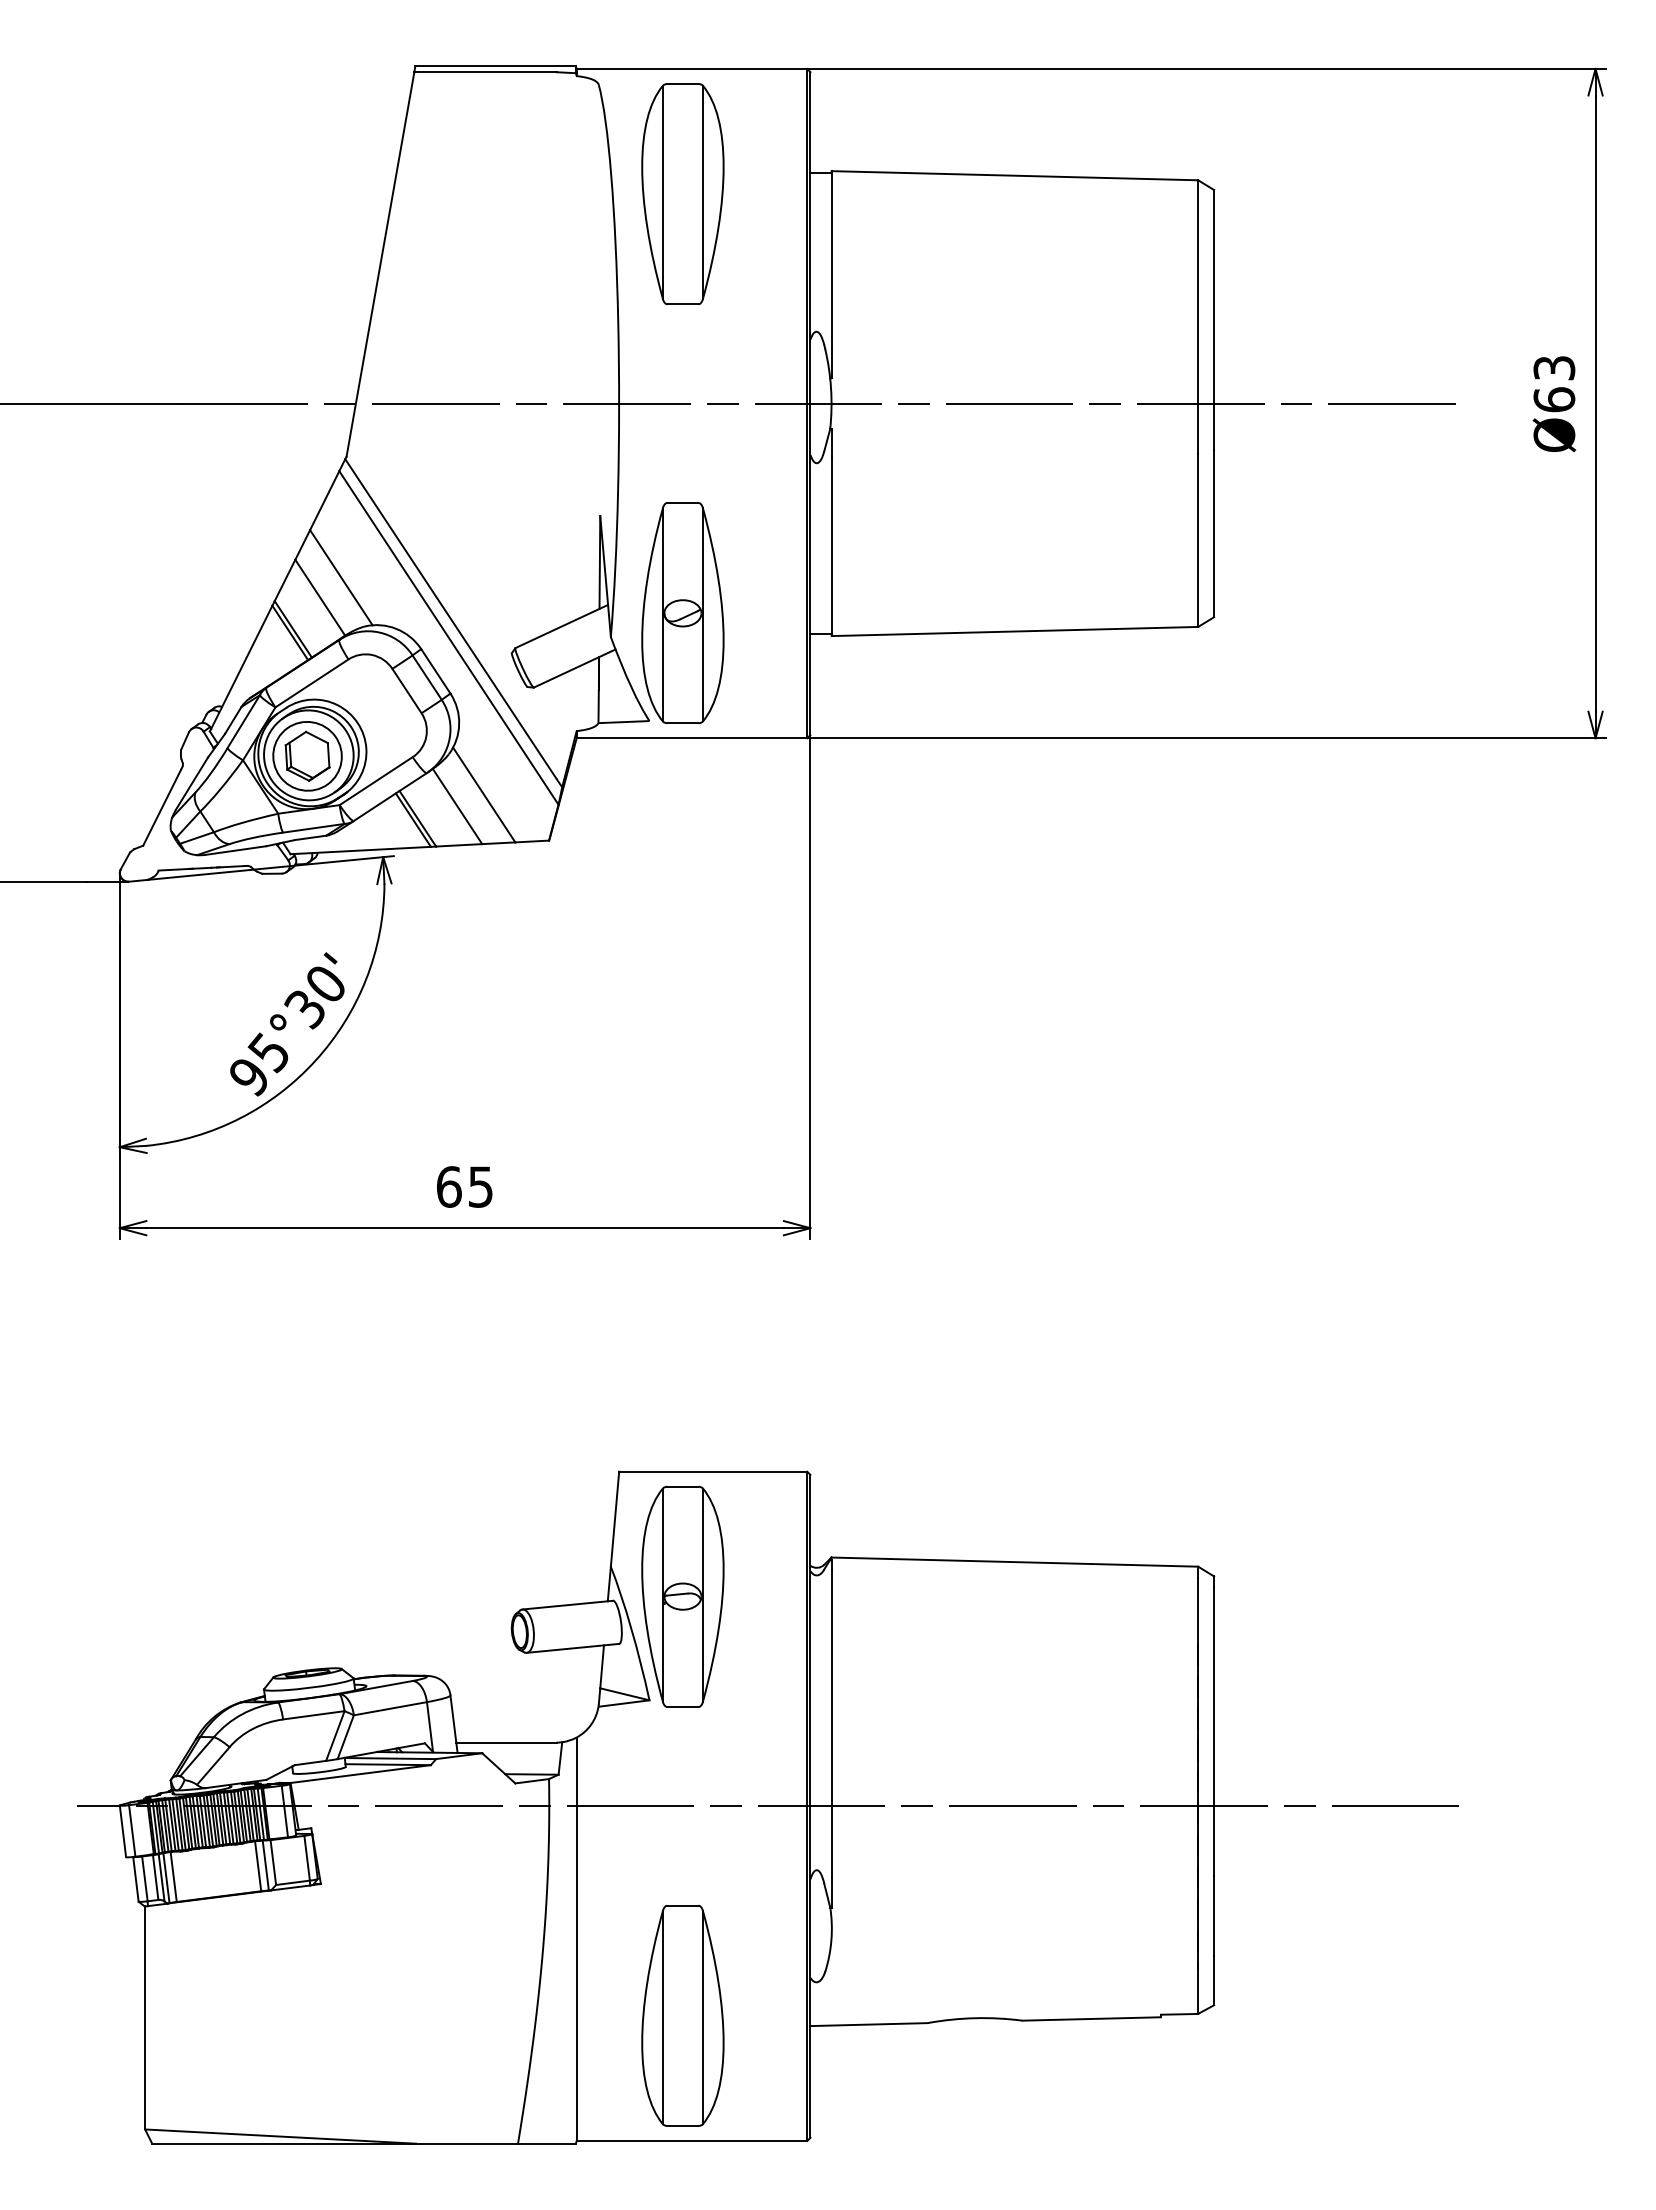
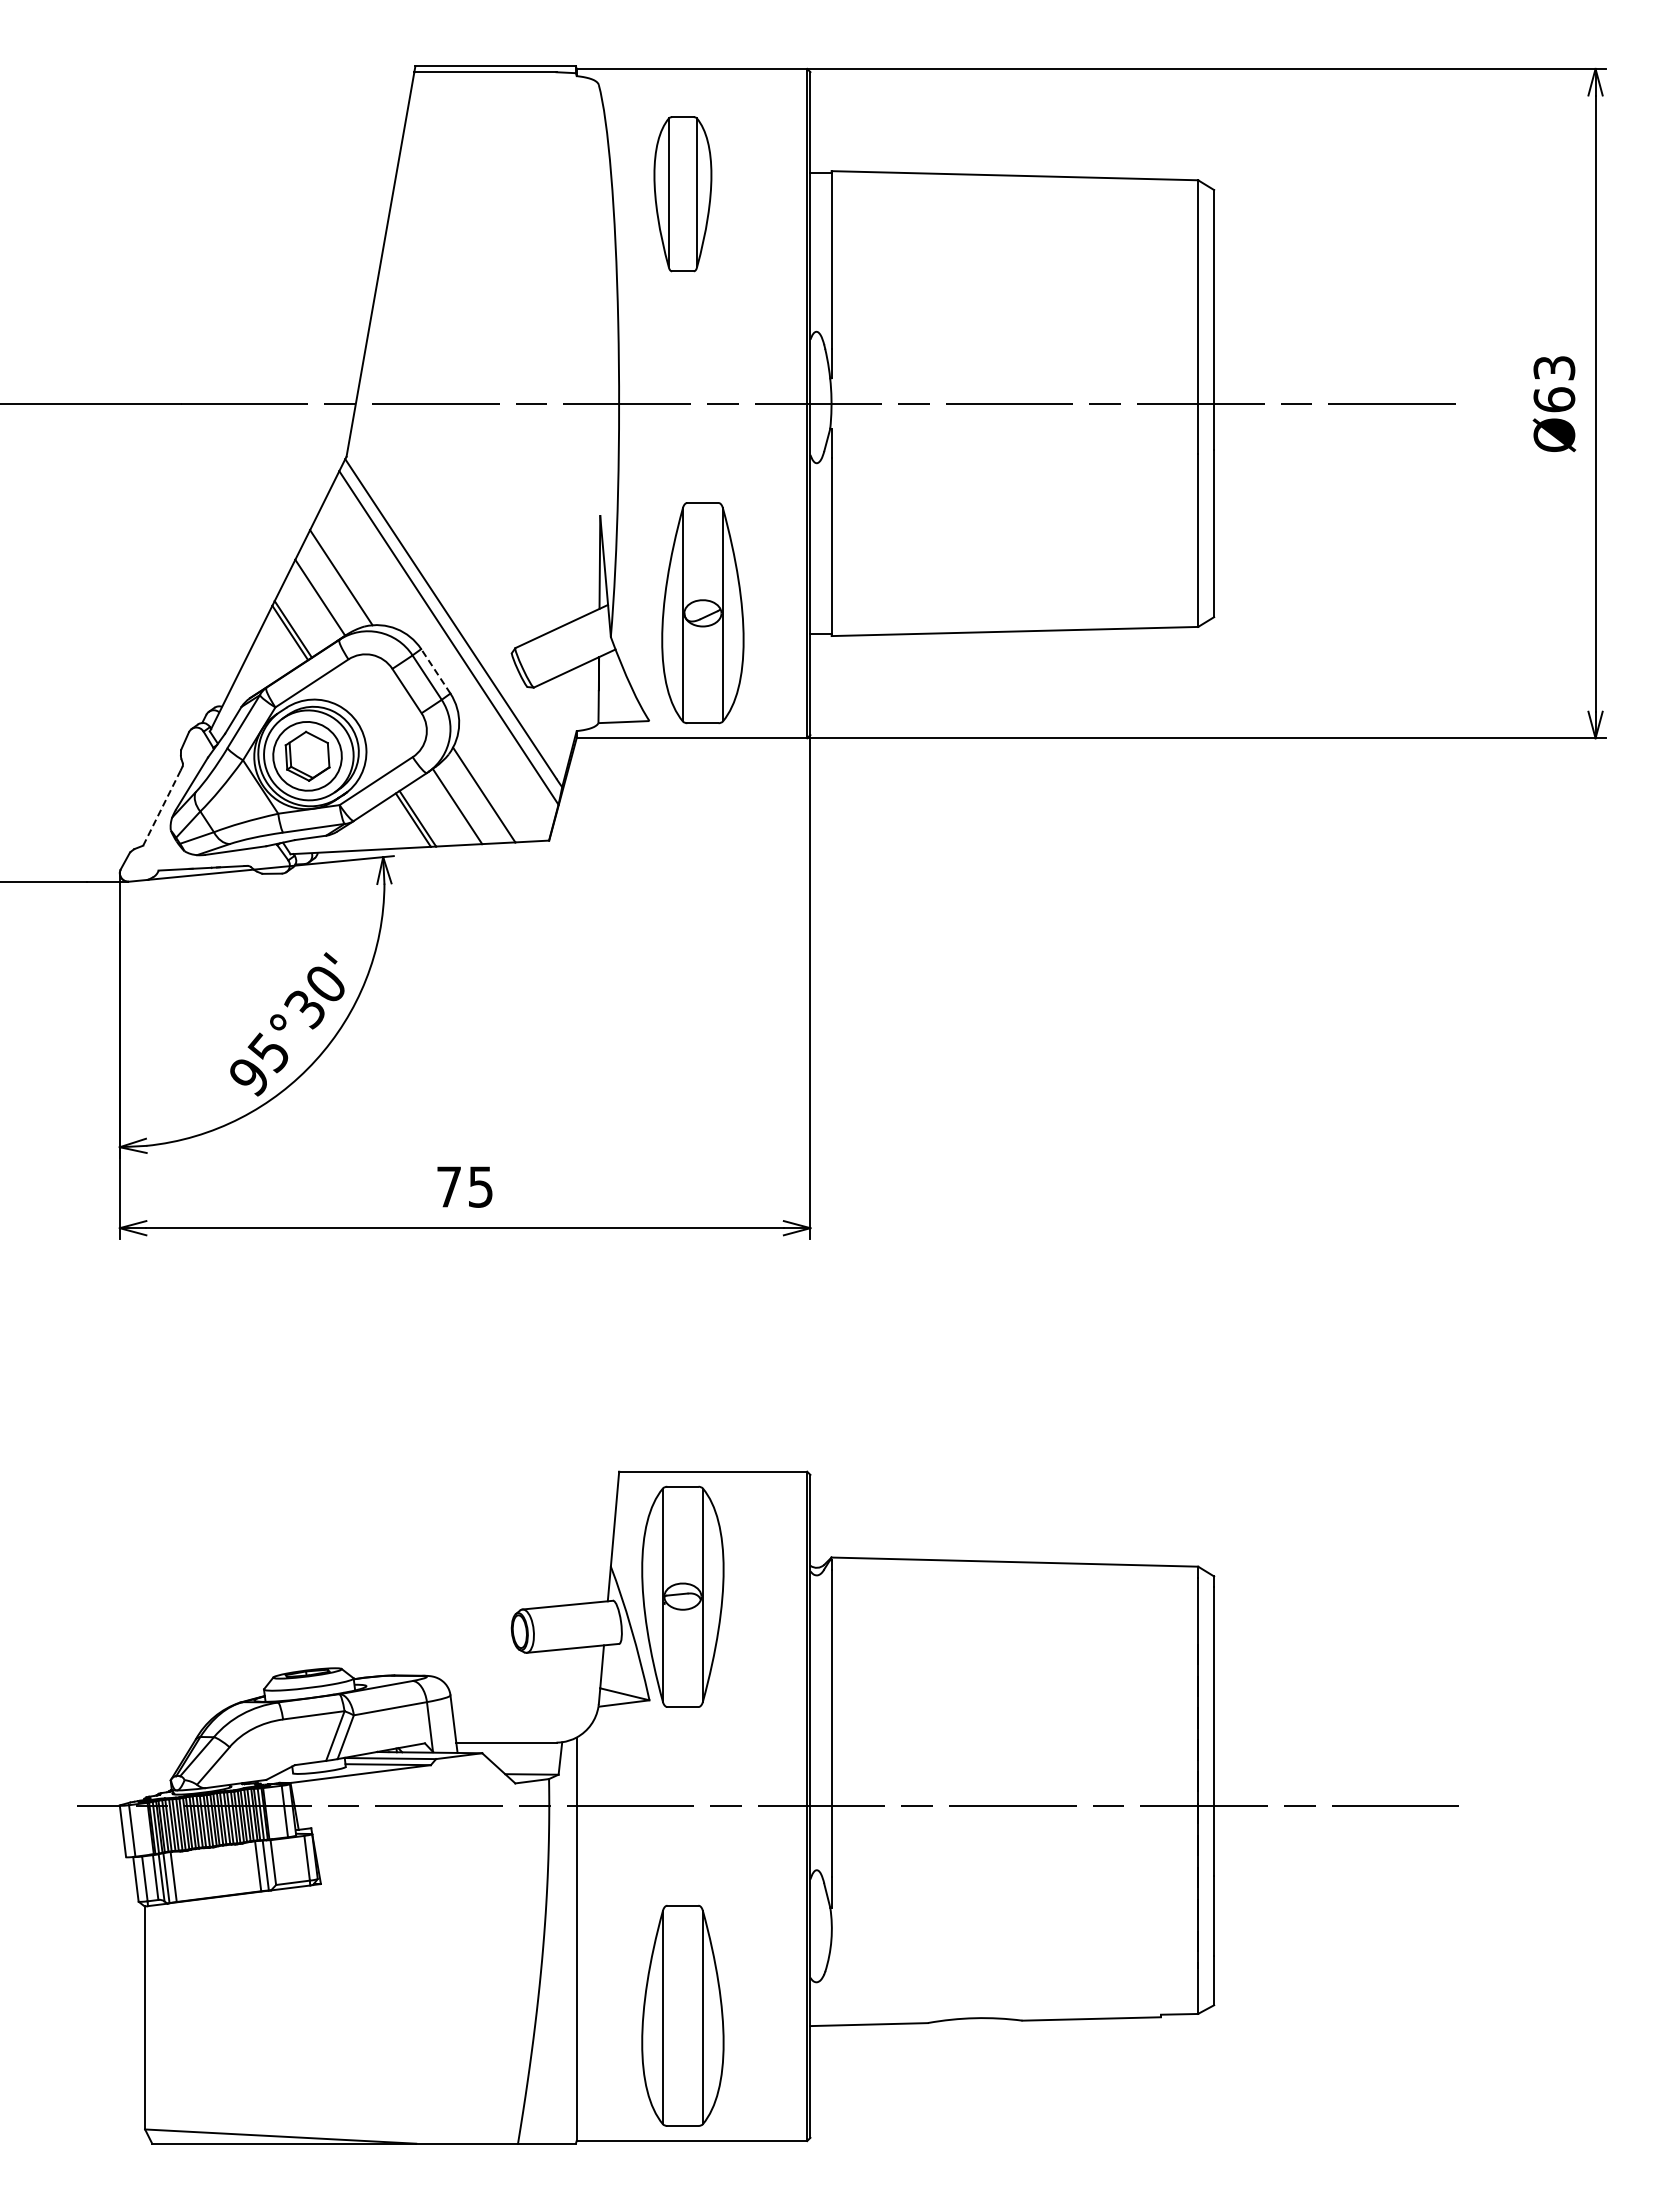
part size: 84x223 px -> 60x157 px (682, 194)
part position: (682, 613) -> (702, 613) (702, 613)
line: solid -> dashed (435, 671)
line: solid -> dashed (162, 807)
text: 65 -> 75 (449, 1186)
